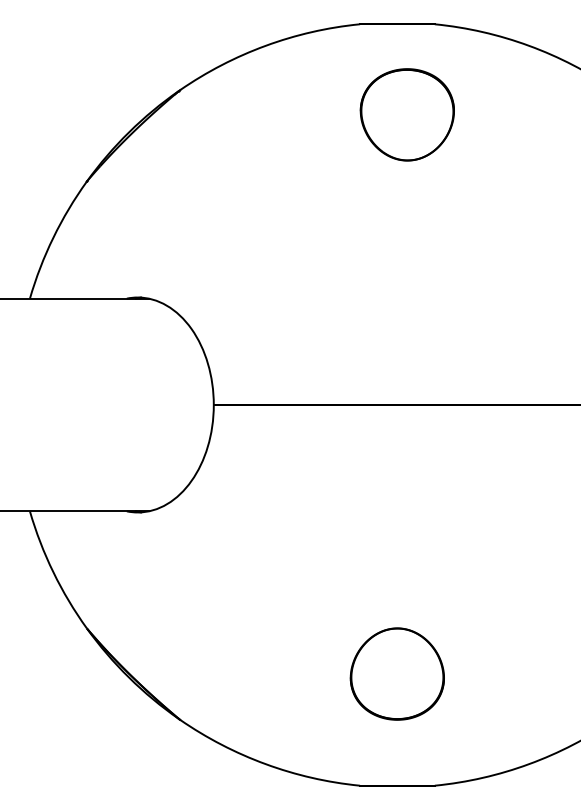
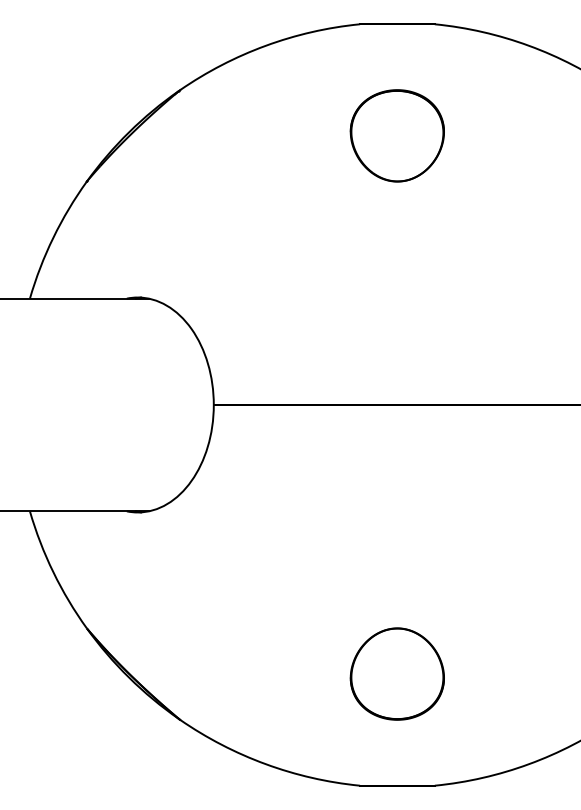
part position: (406, 114) -> (396, 135) (396, 135)
